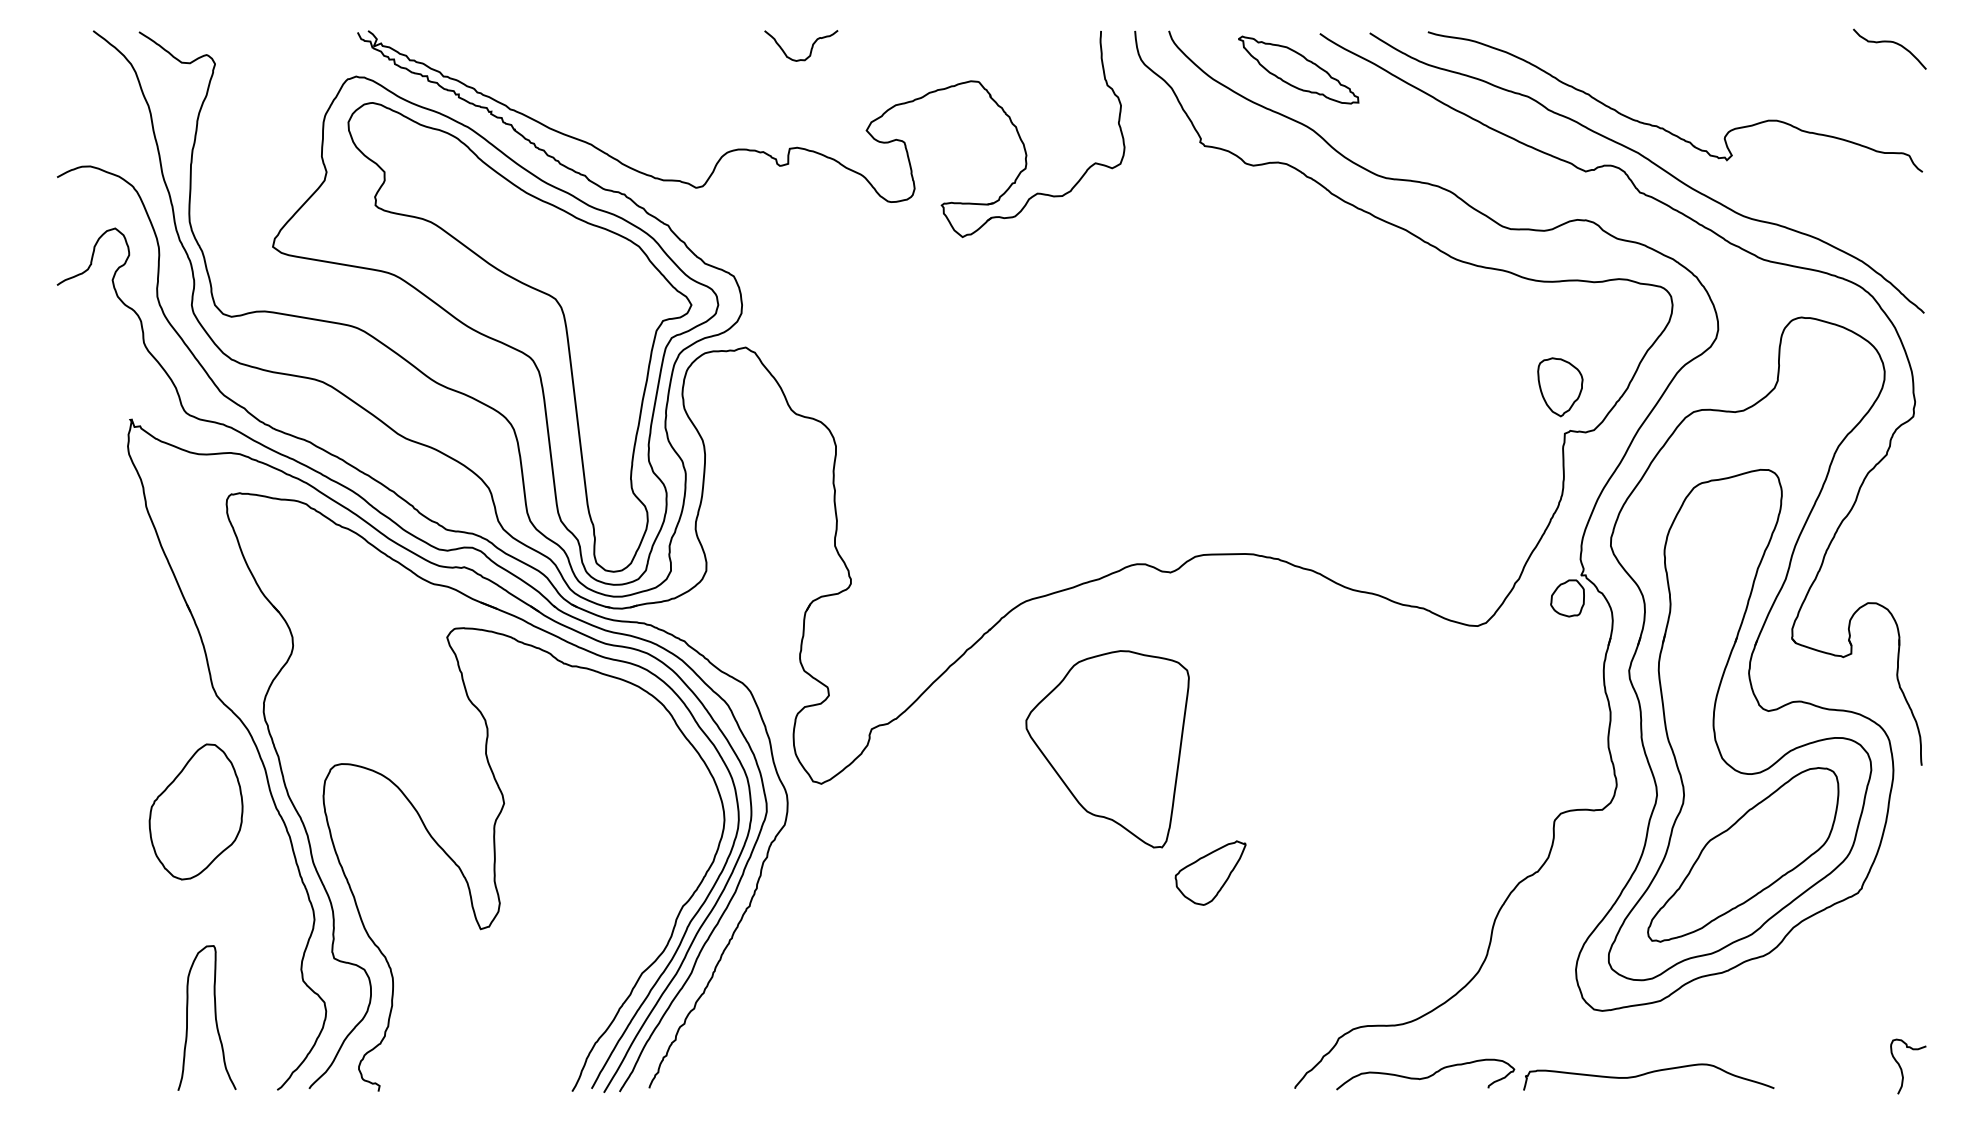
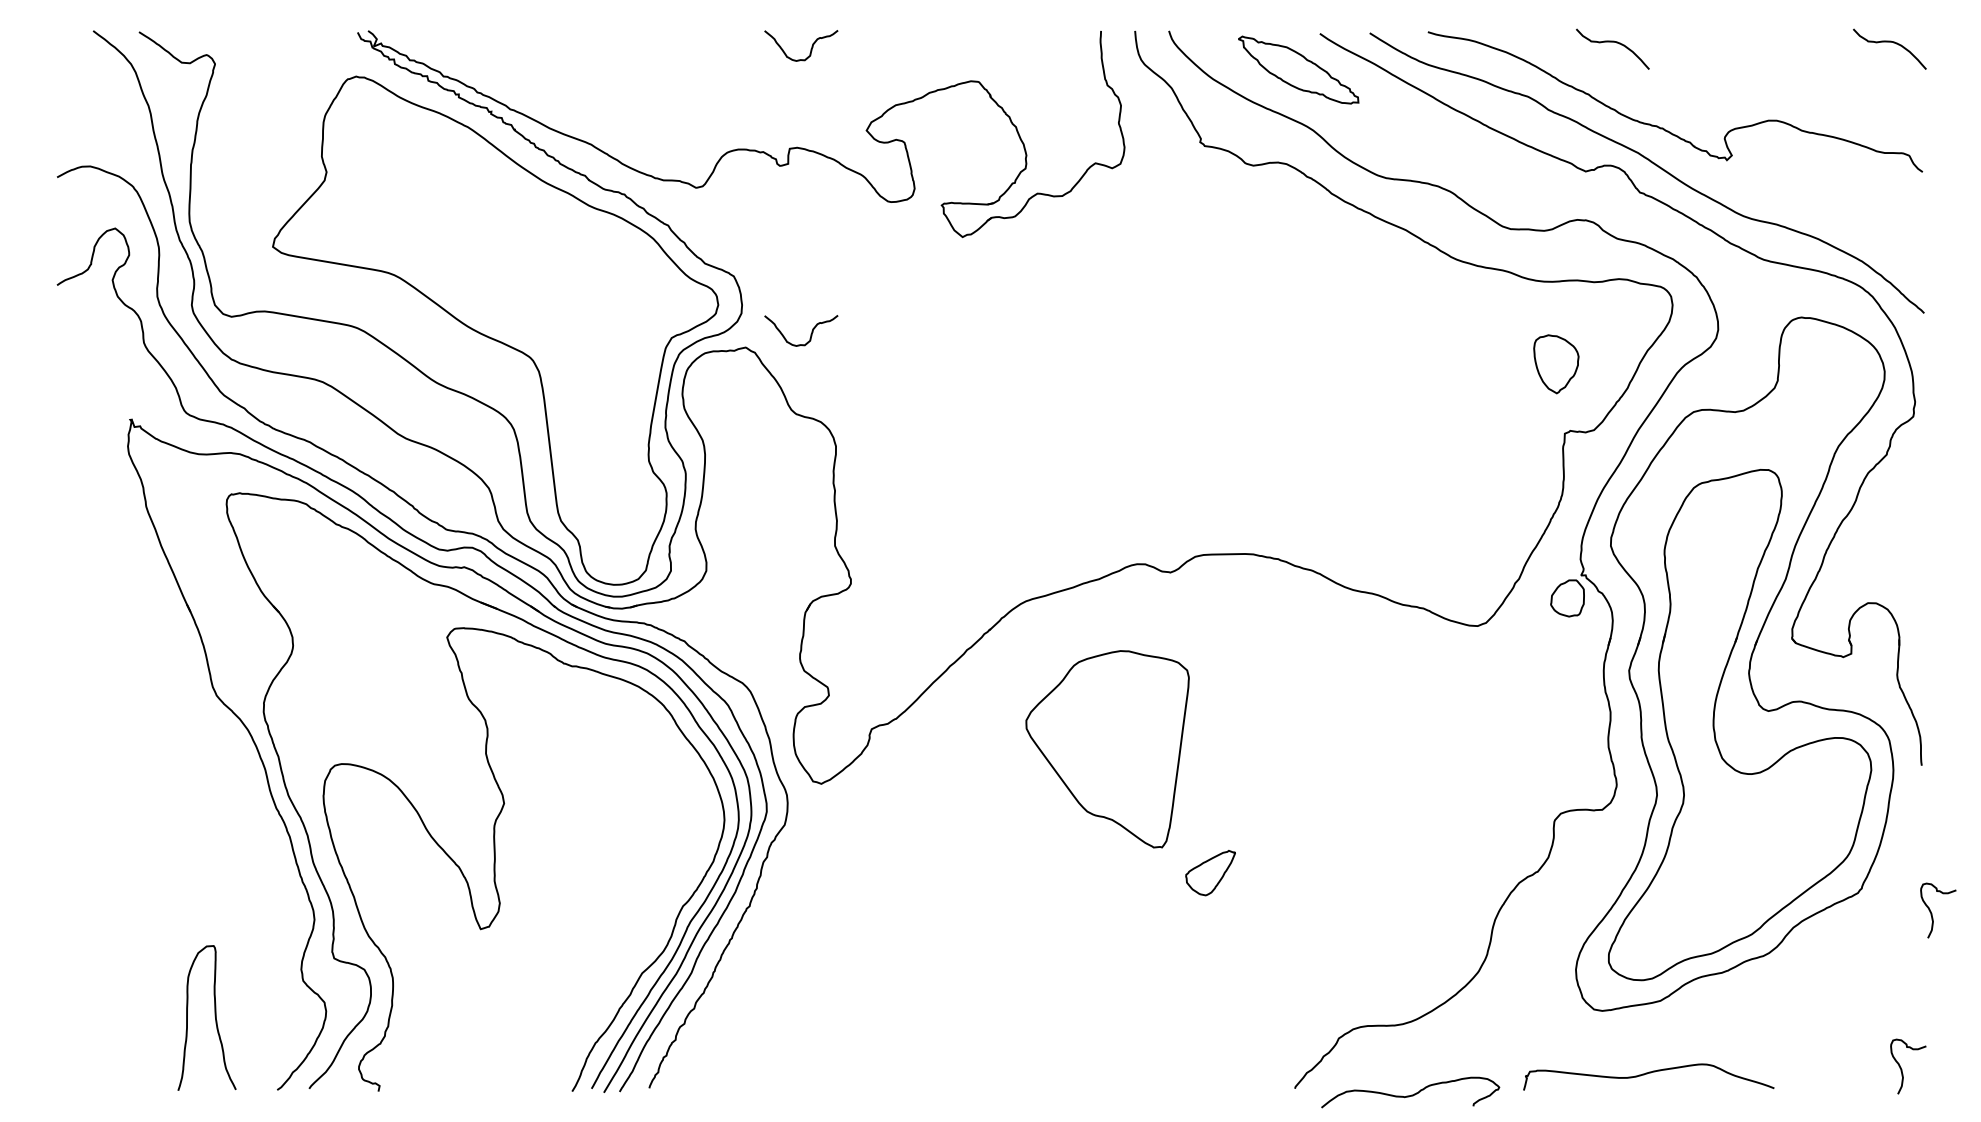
curve: none -> present (1612, 42)
part: present -> none (565, 331)
curve: none -> present (810, 334)
part position: (1560, 387) -> (1556, 364) (1556, 364)
part: present -> none (195, 811)
part: present -> none (1743, 854)
part size: 73x66 px -> 51x47 px (1210, 873)
curve: none -> present (1932, 913)
curve position: (1426, 1076) -> (1411, 1094) (1411, 1094)
